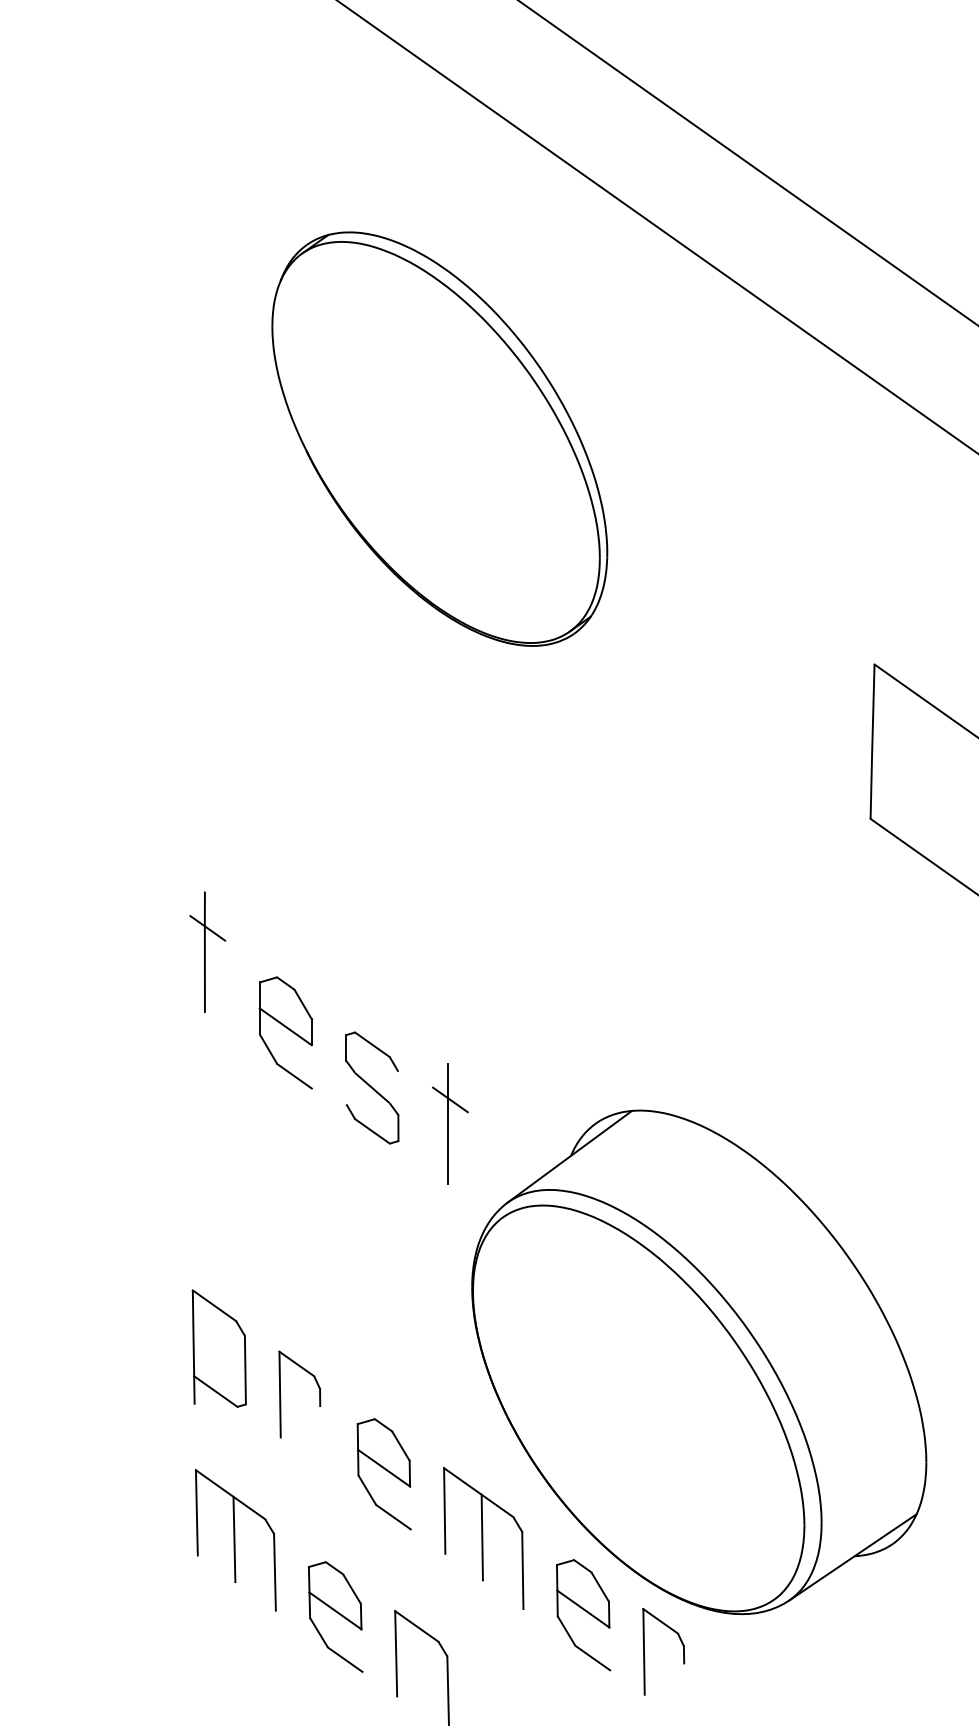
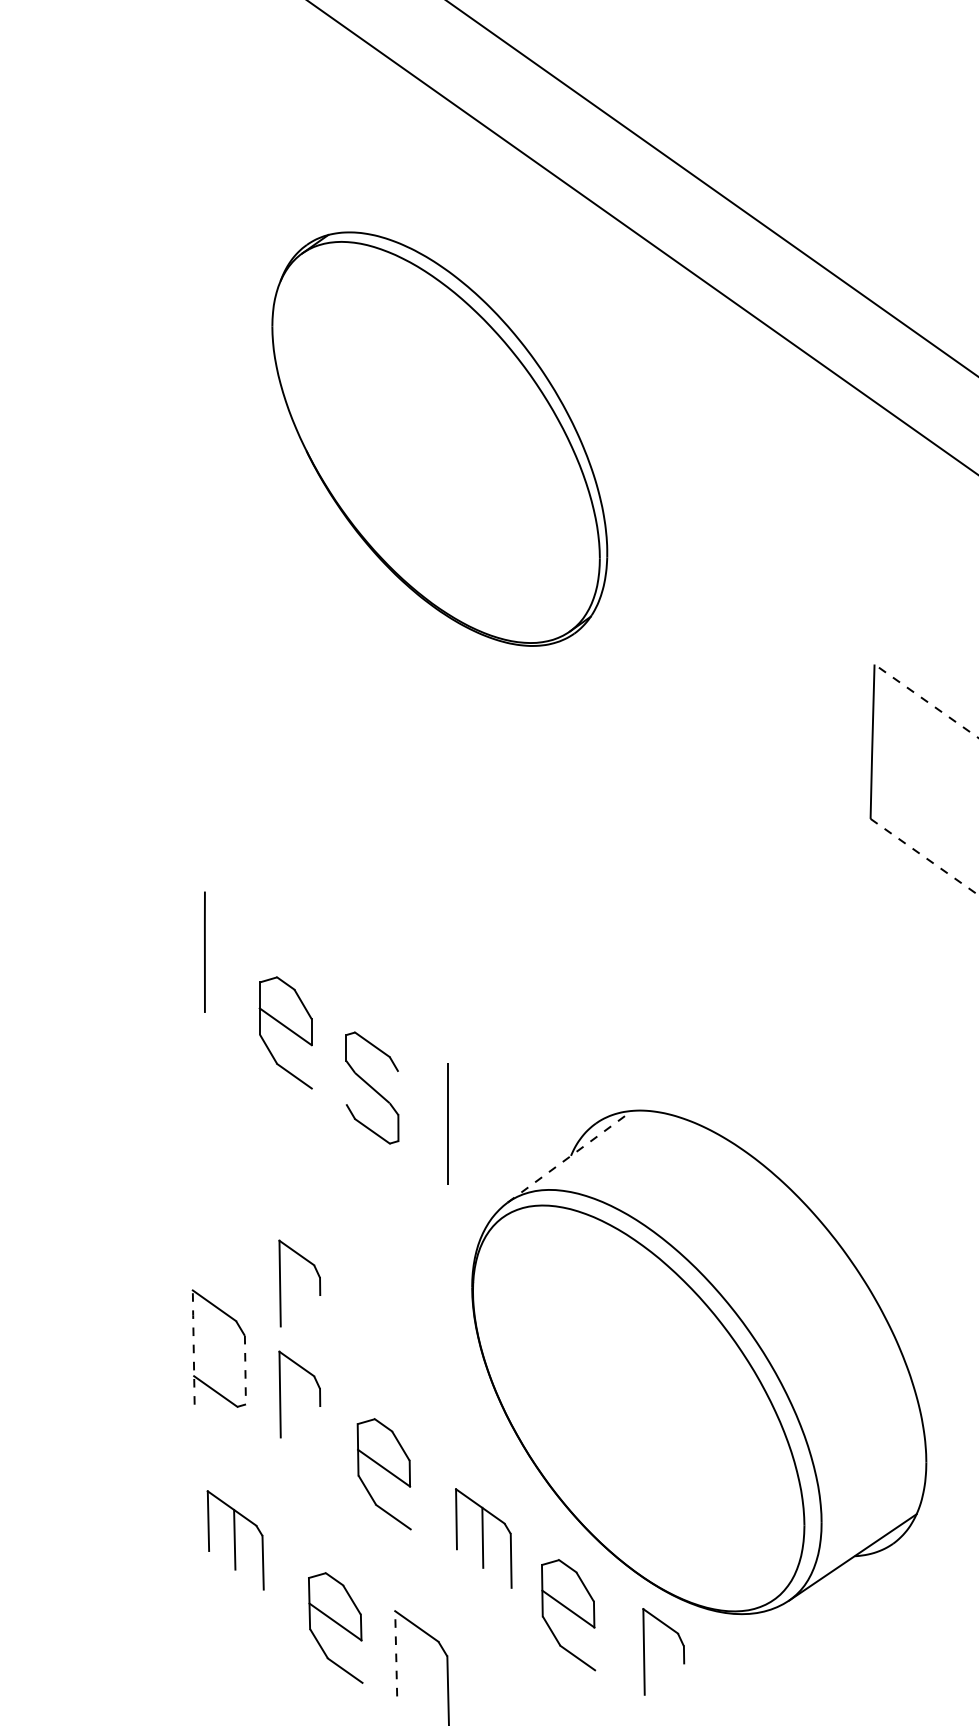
line position: (747, 162) -> (711, 188) (711, 188)
line position: (657, 226) -> (642, 237) (642, 237)
line: solid -> dashed (926, 701)
line: solid -> dashed (924, 856)
line: present -> none (207, 928)
line: present -> none (450, 1099)
line: solid -> dashed (570, 1156)
part: none -> present (281, 1285)
line: solid -> dashed (193, 1346)
line: solid -> dashed (245, 1370)
part size: 82x143 px -> 58x101 px (483, 1538)
part size: 83x143 px -> 59x101 px (235, 1540)
part position: (583, 1615) -> (568, 1615) (568, 1615)
part position: (335, 1616) -> (335, 1627) (335, 1627)
line: solid -> dashed (396, 1653)
